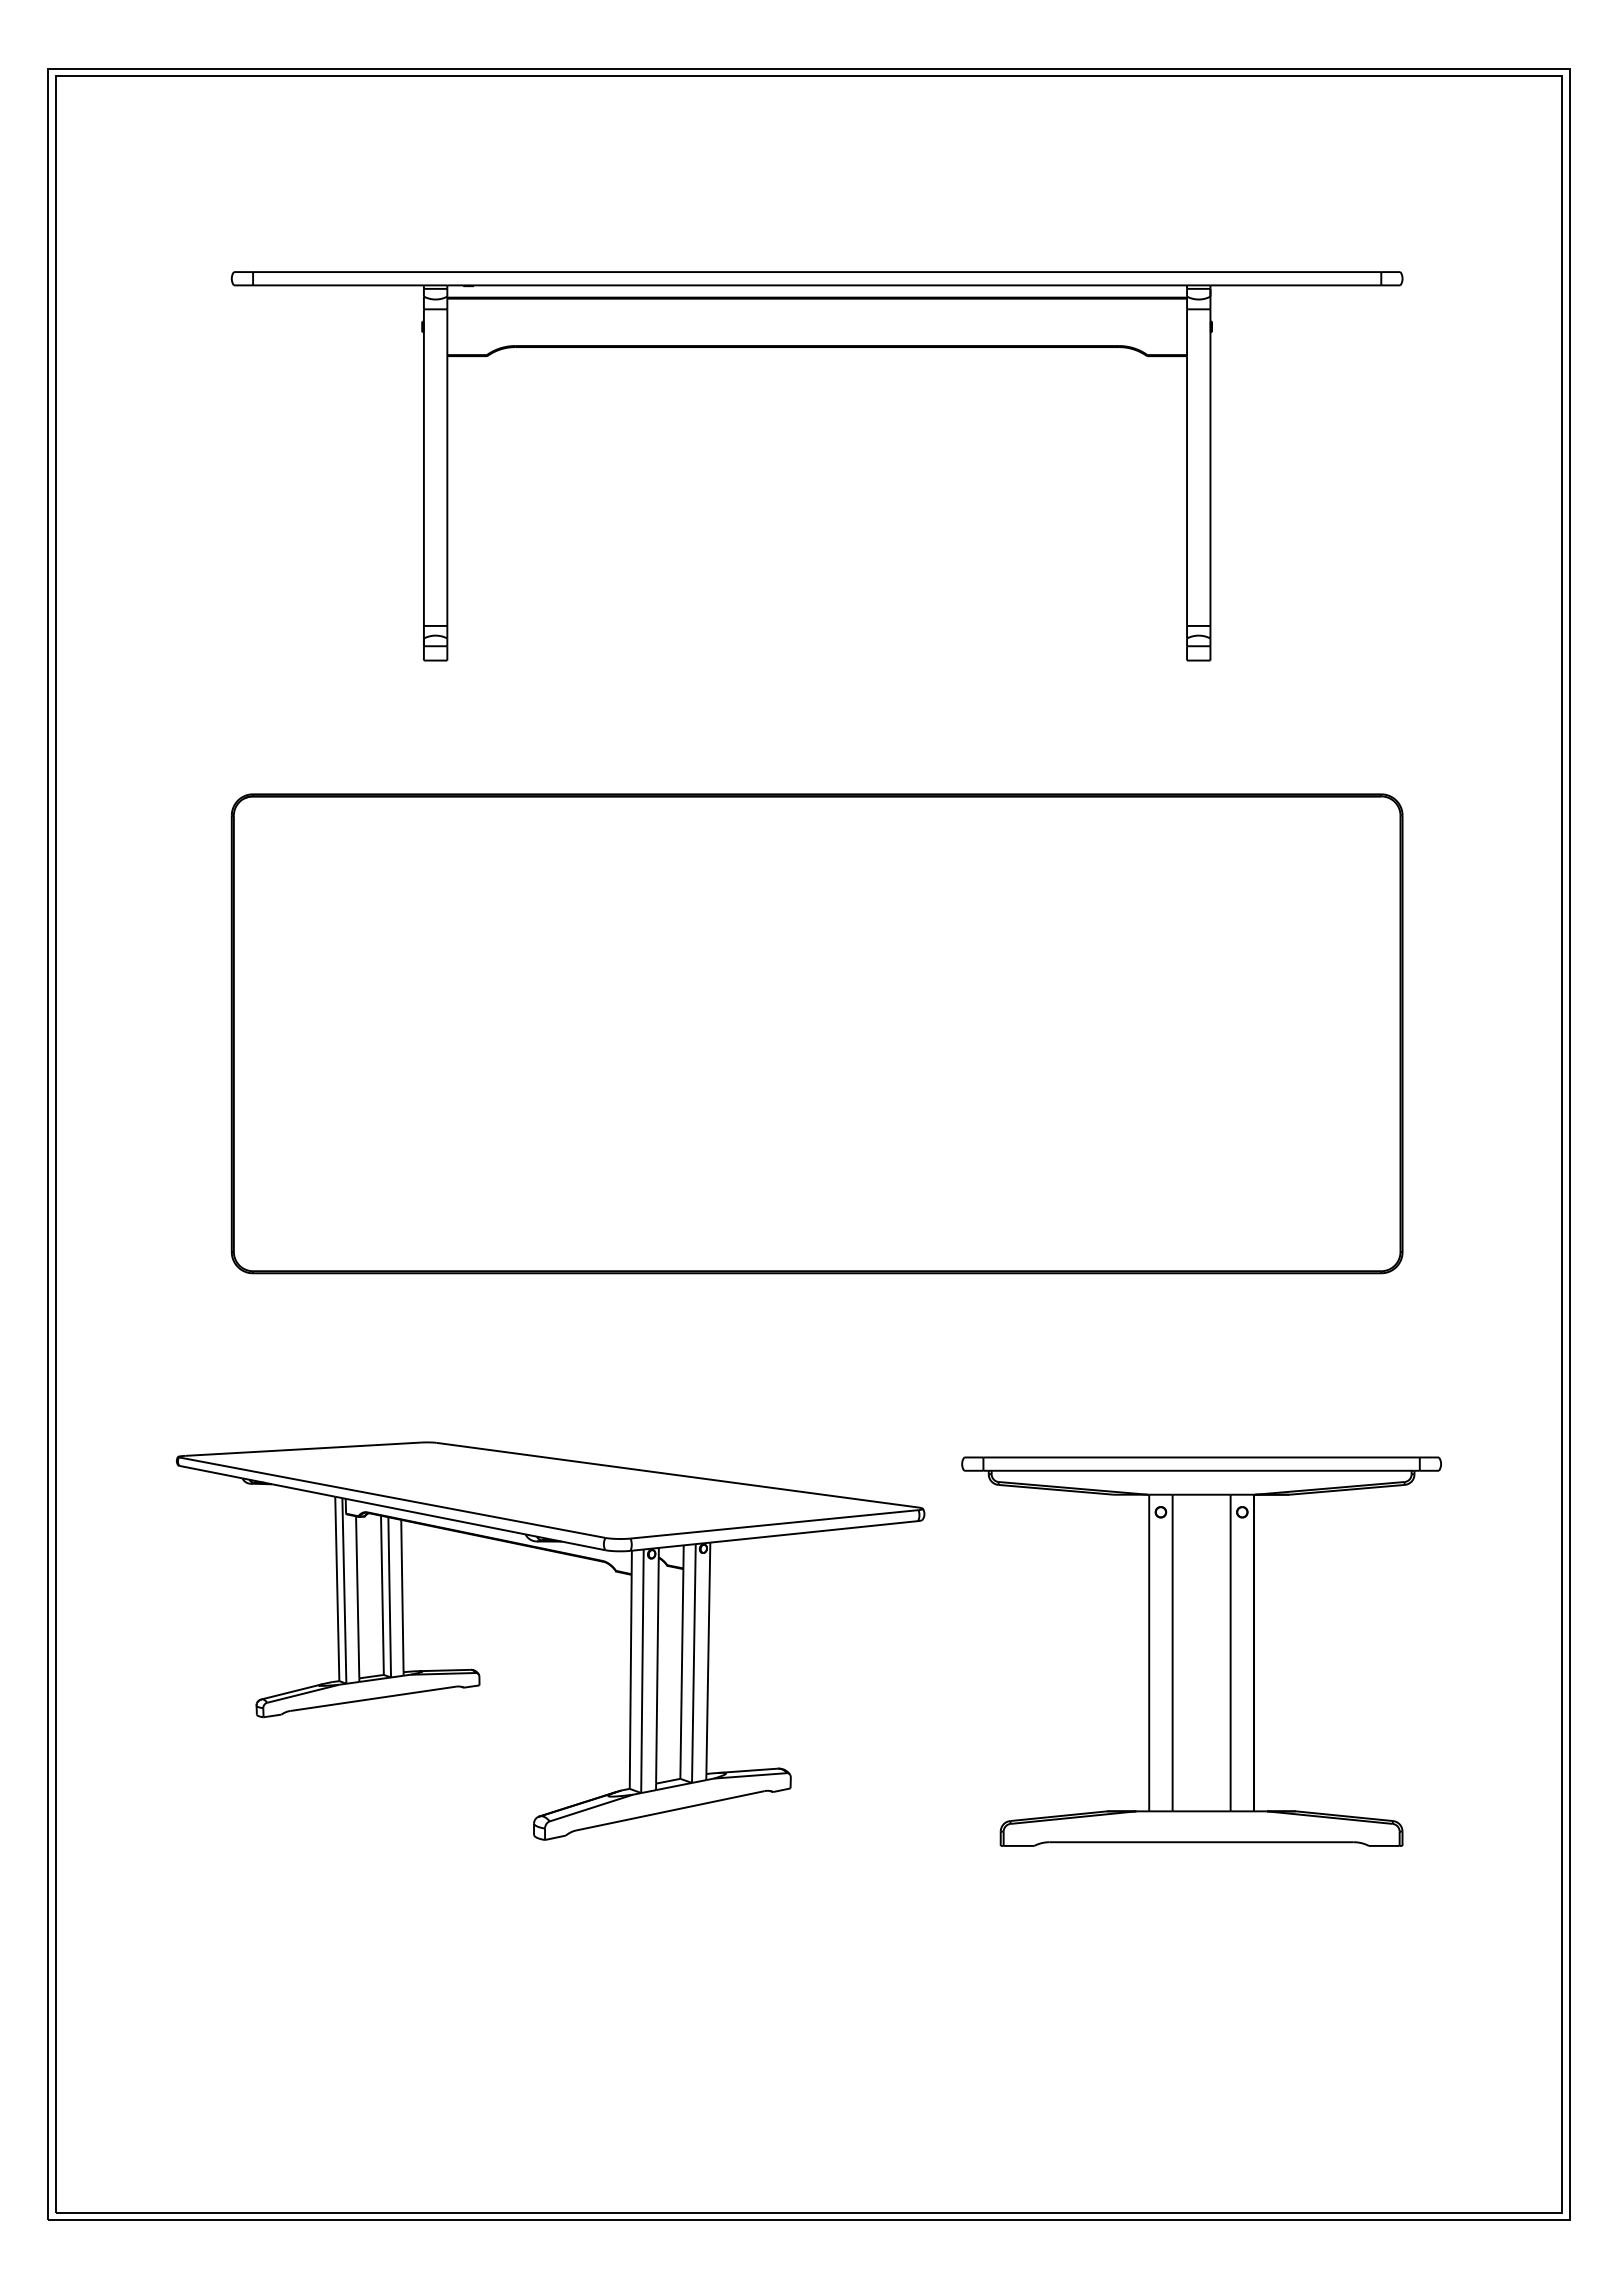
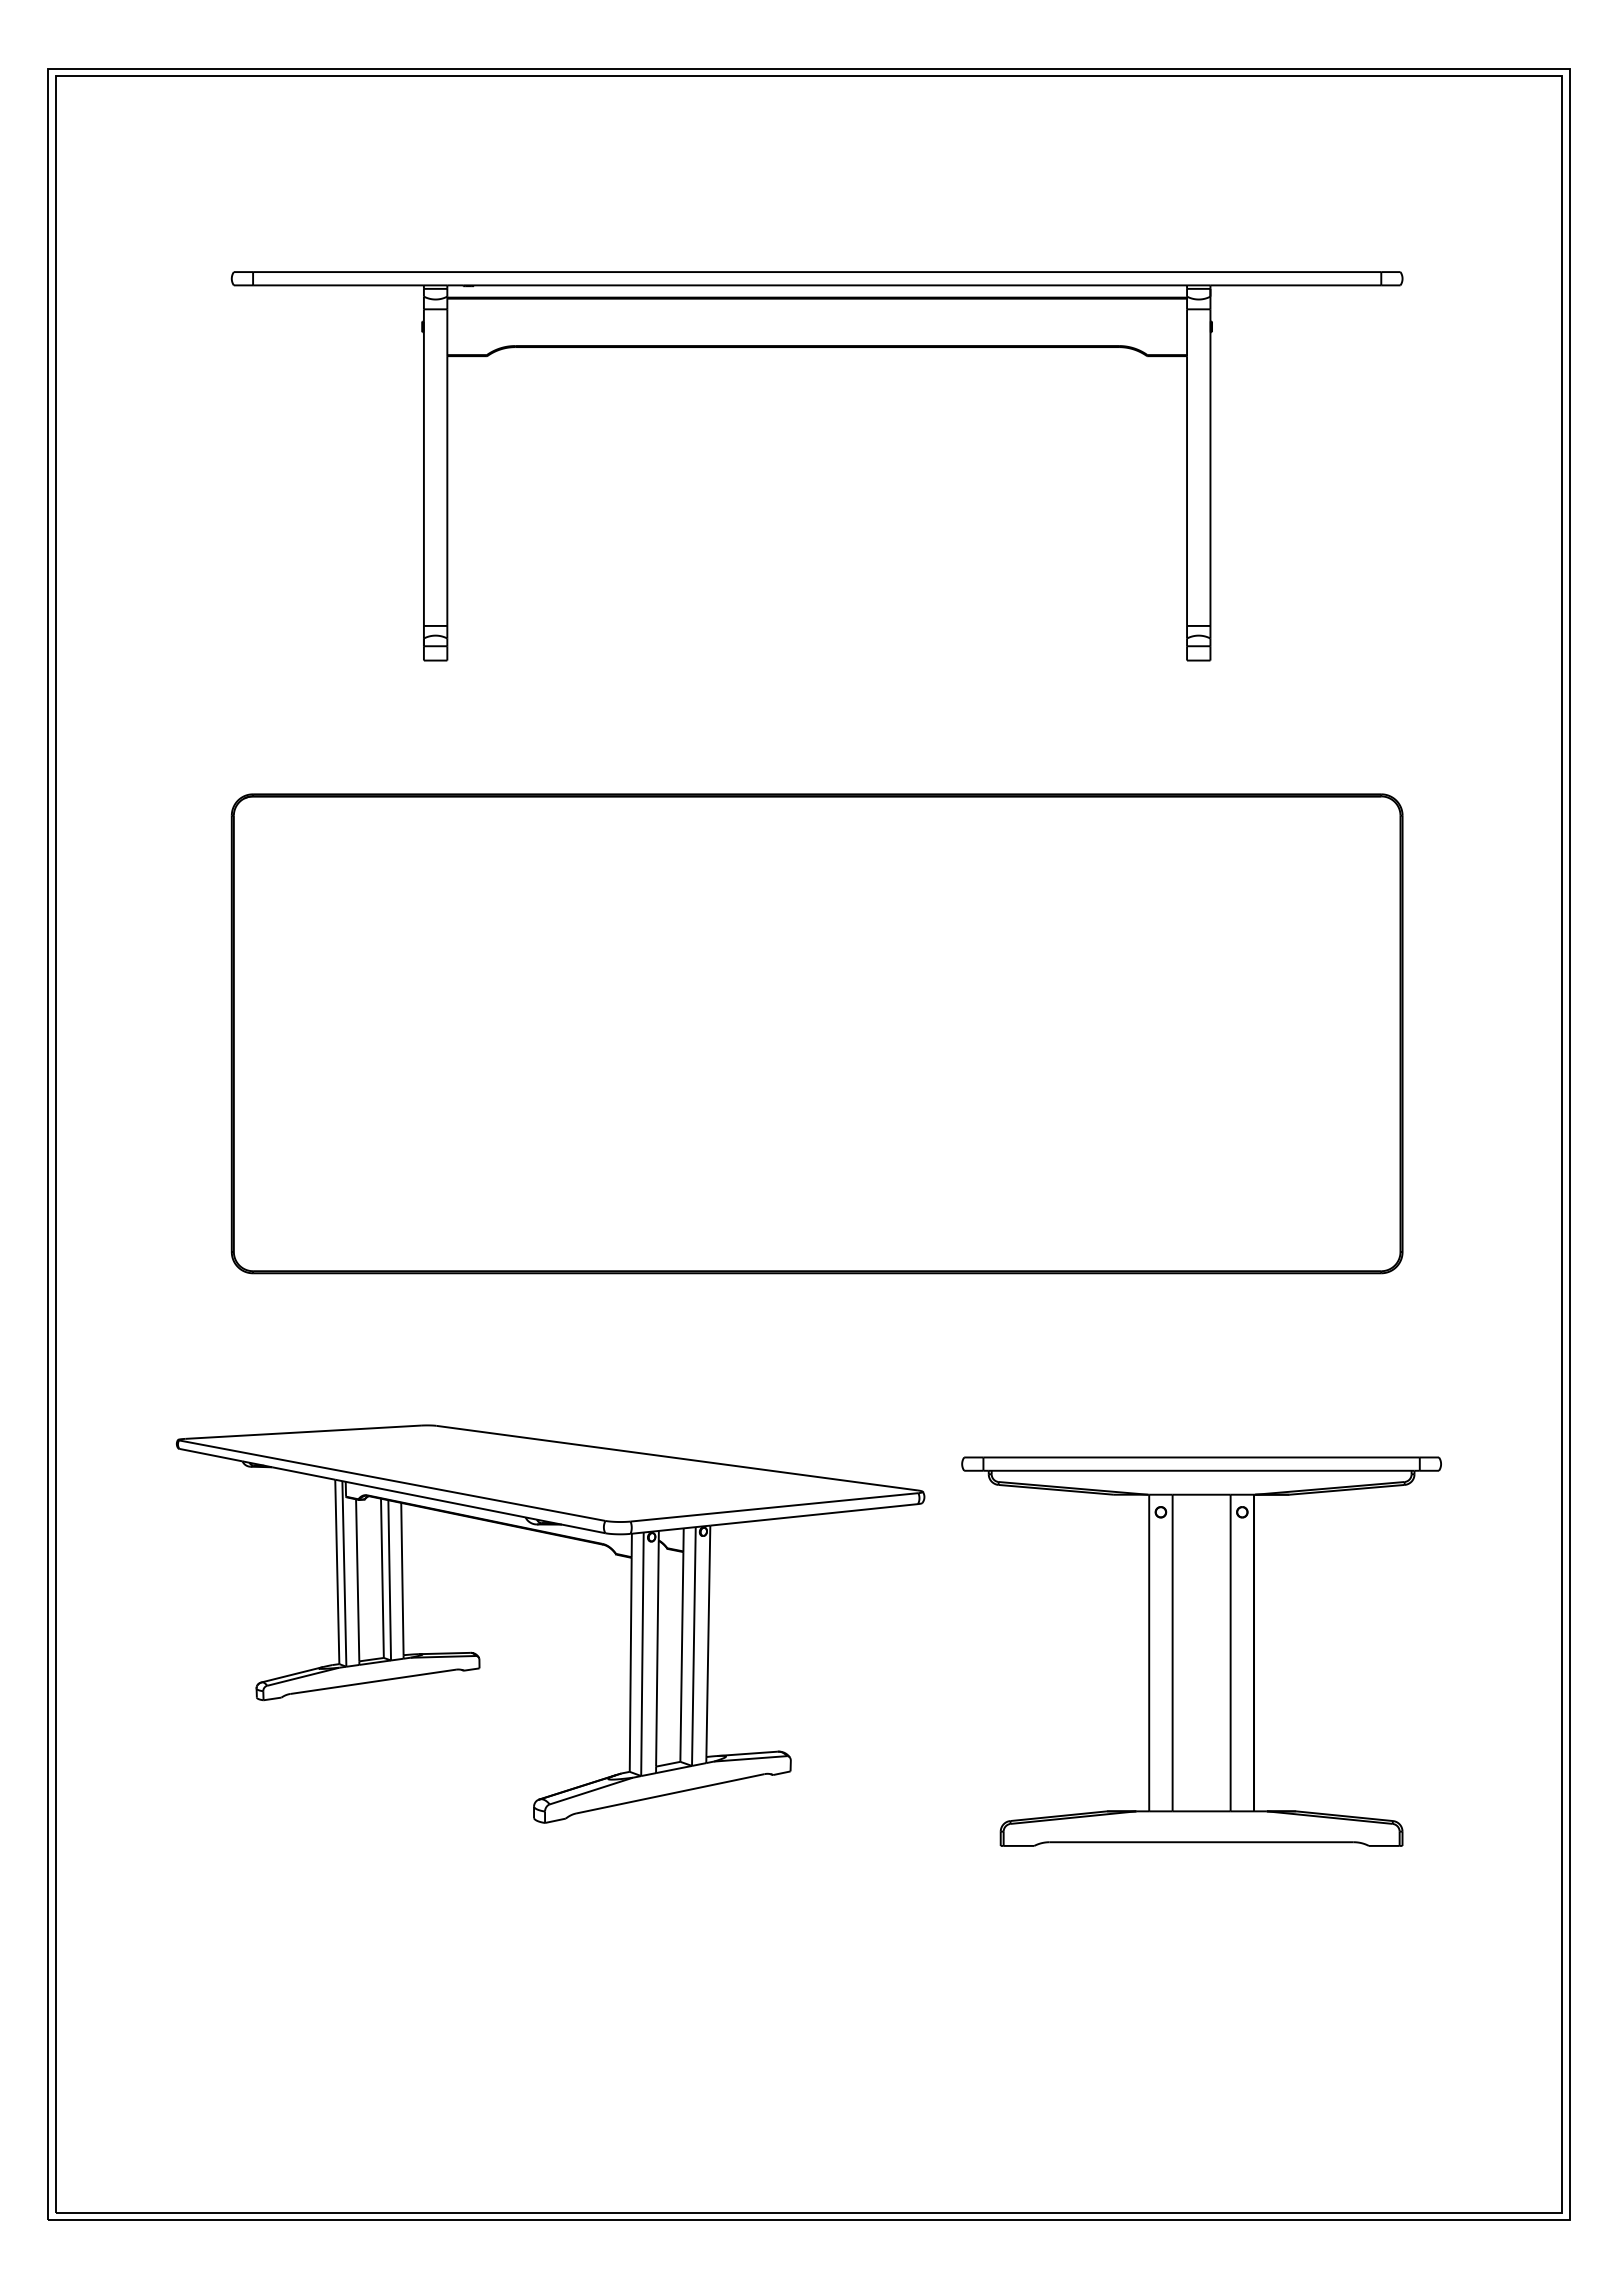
part position: (480, 1675) -> (480, 1658) (480, 1658)
